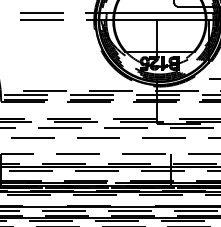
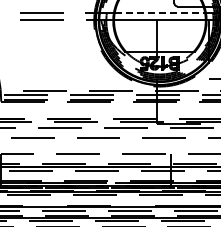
line: solid -> dashed (160, 13)
